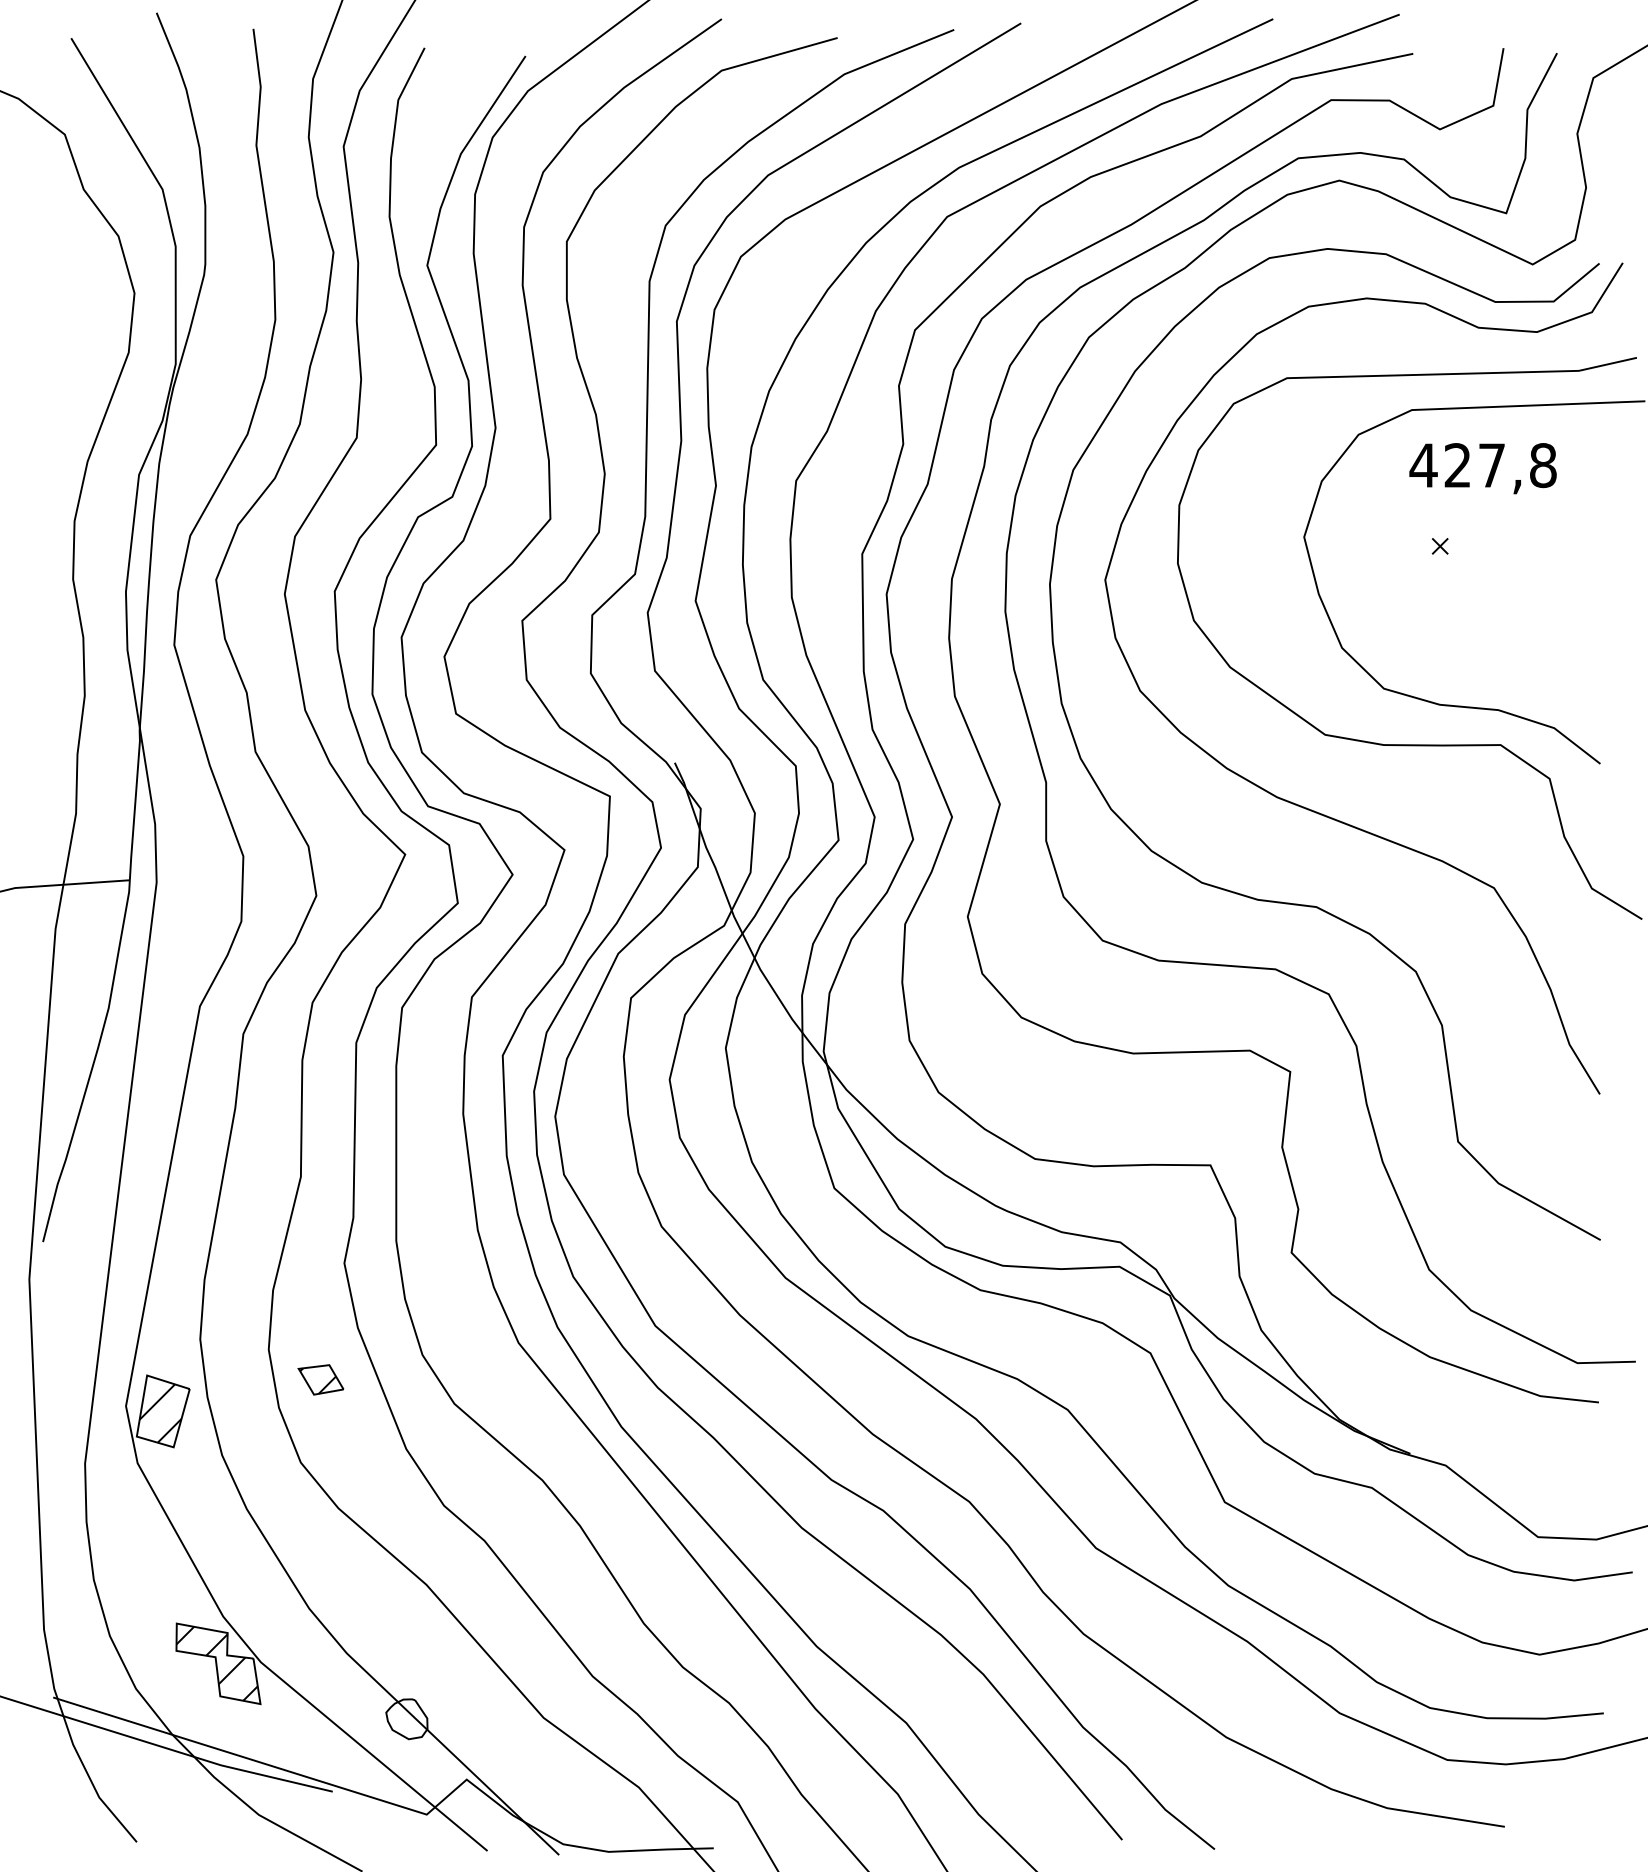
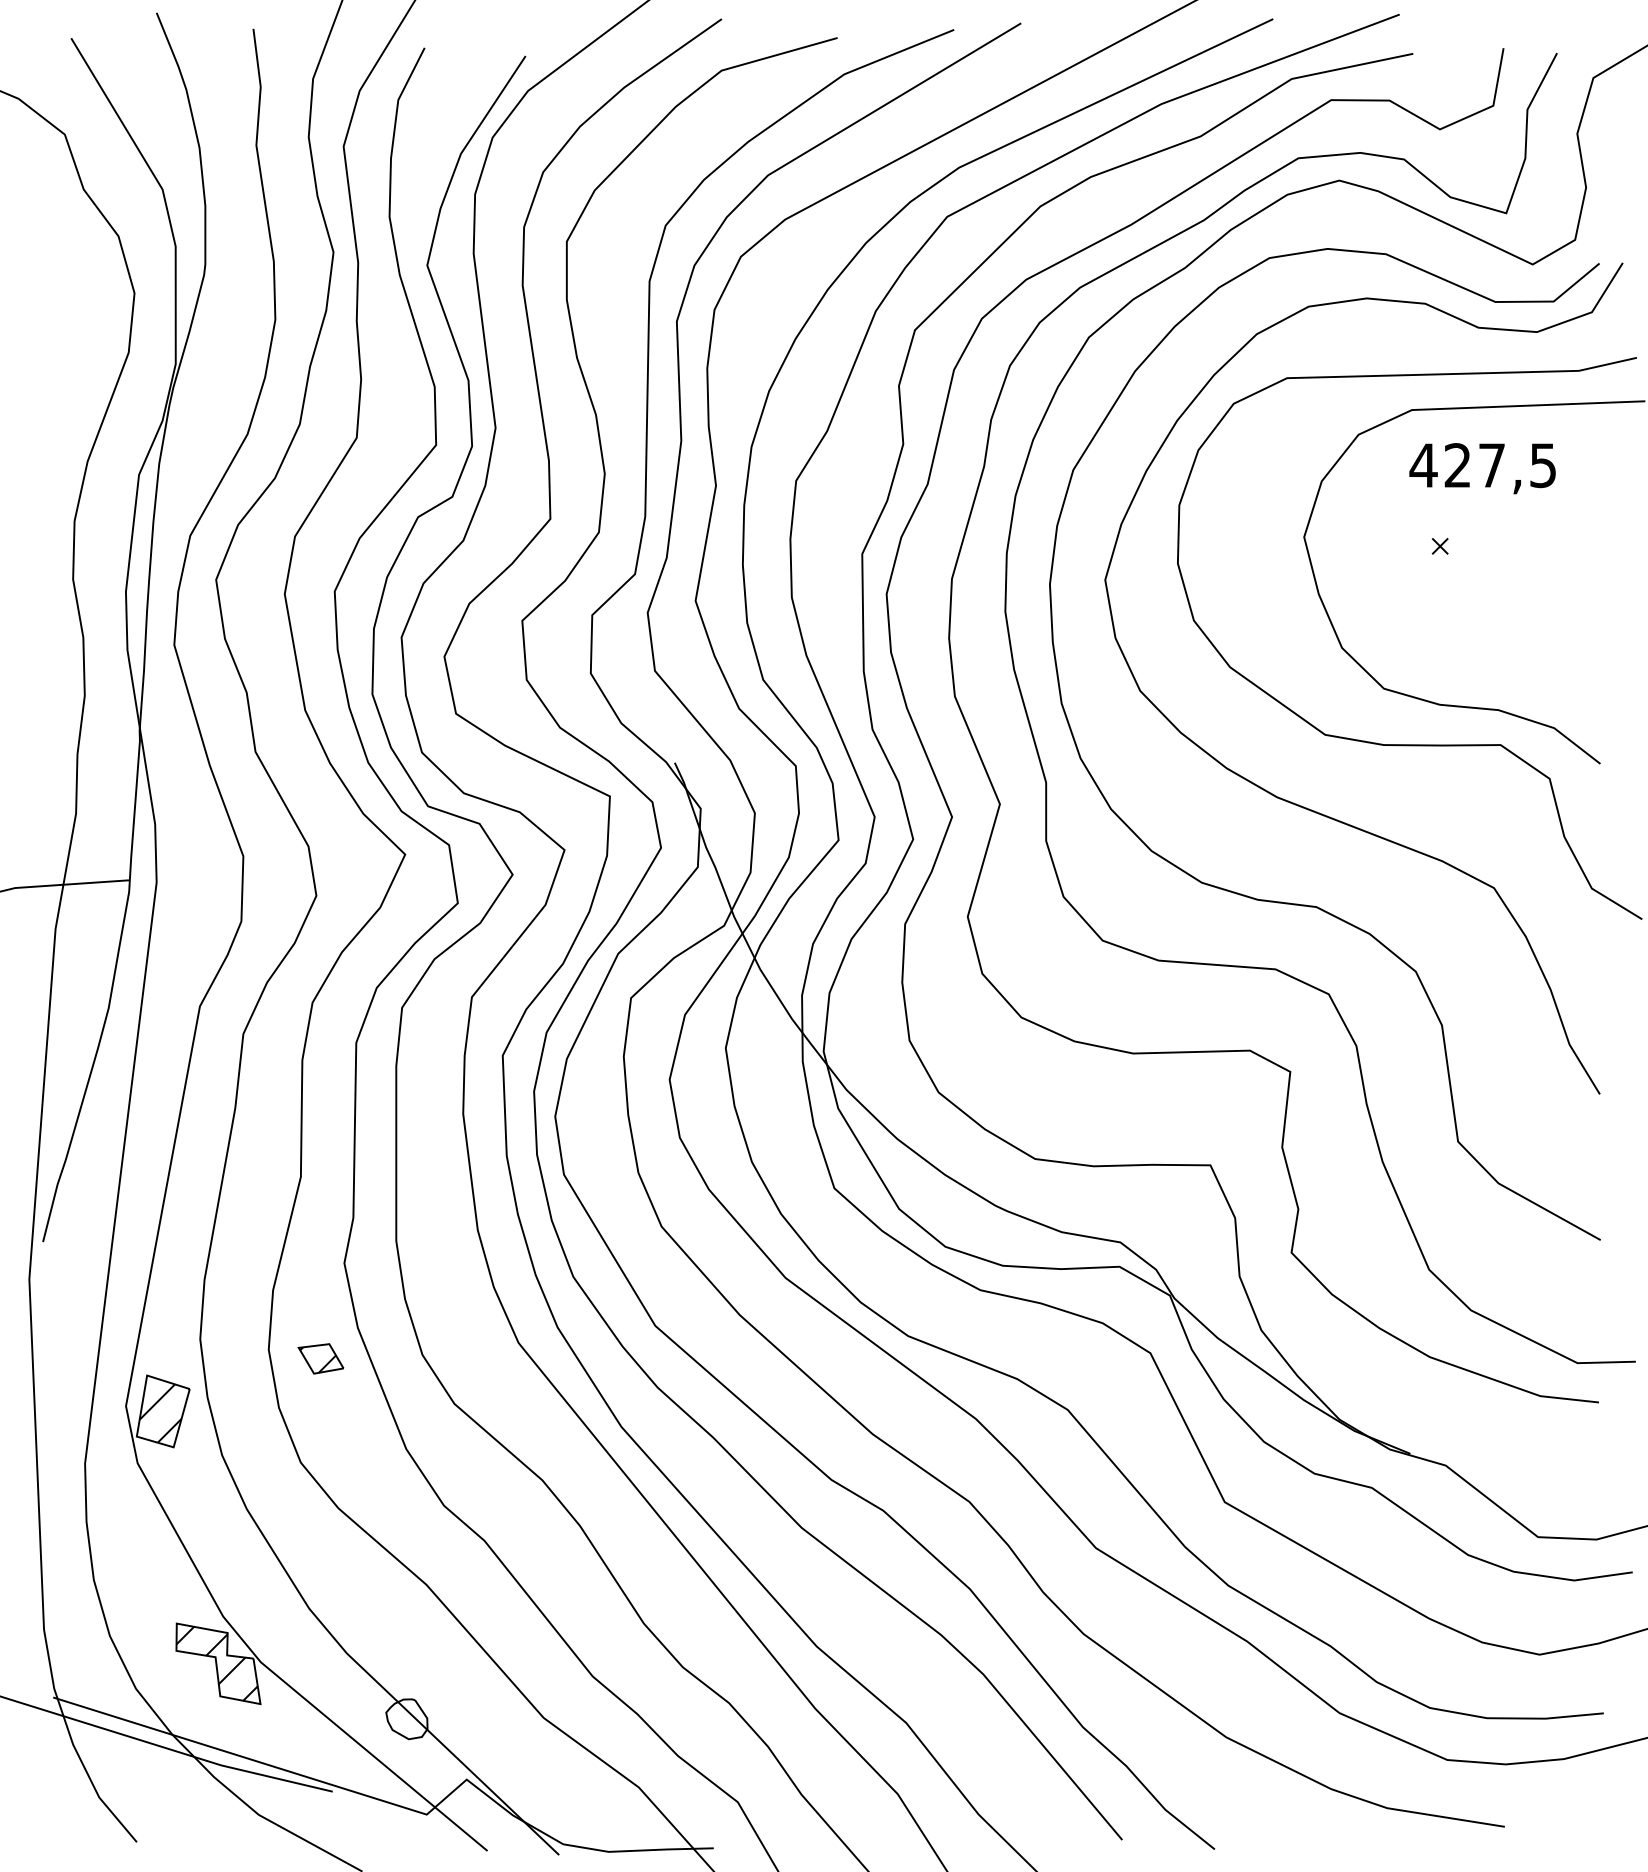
text: 427,8 -> 427,5 (1543, 465)
part position: (320, 1379) -> (320, 1358) (320, 1358)
